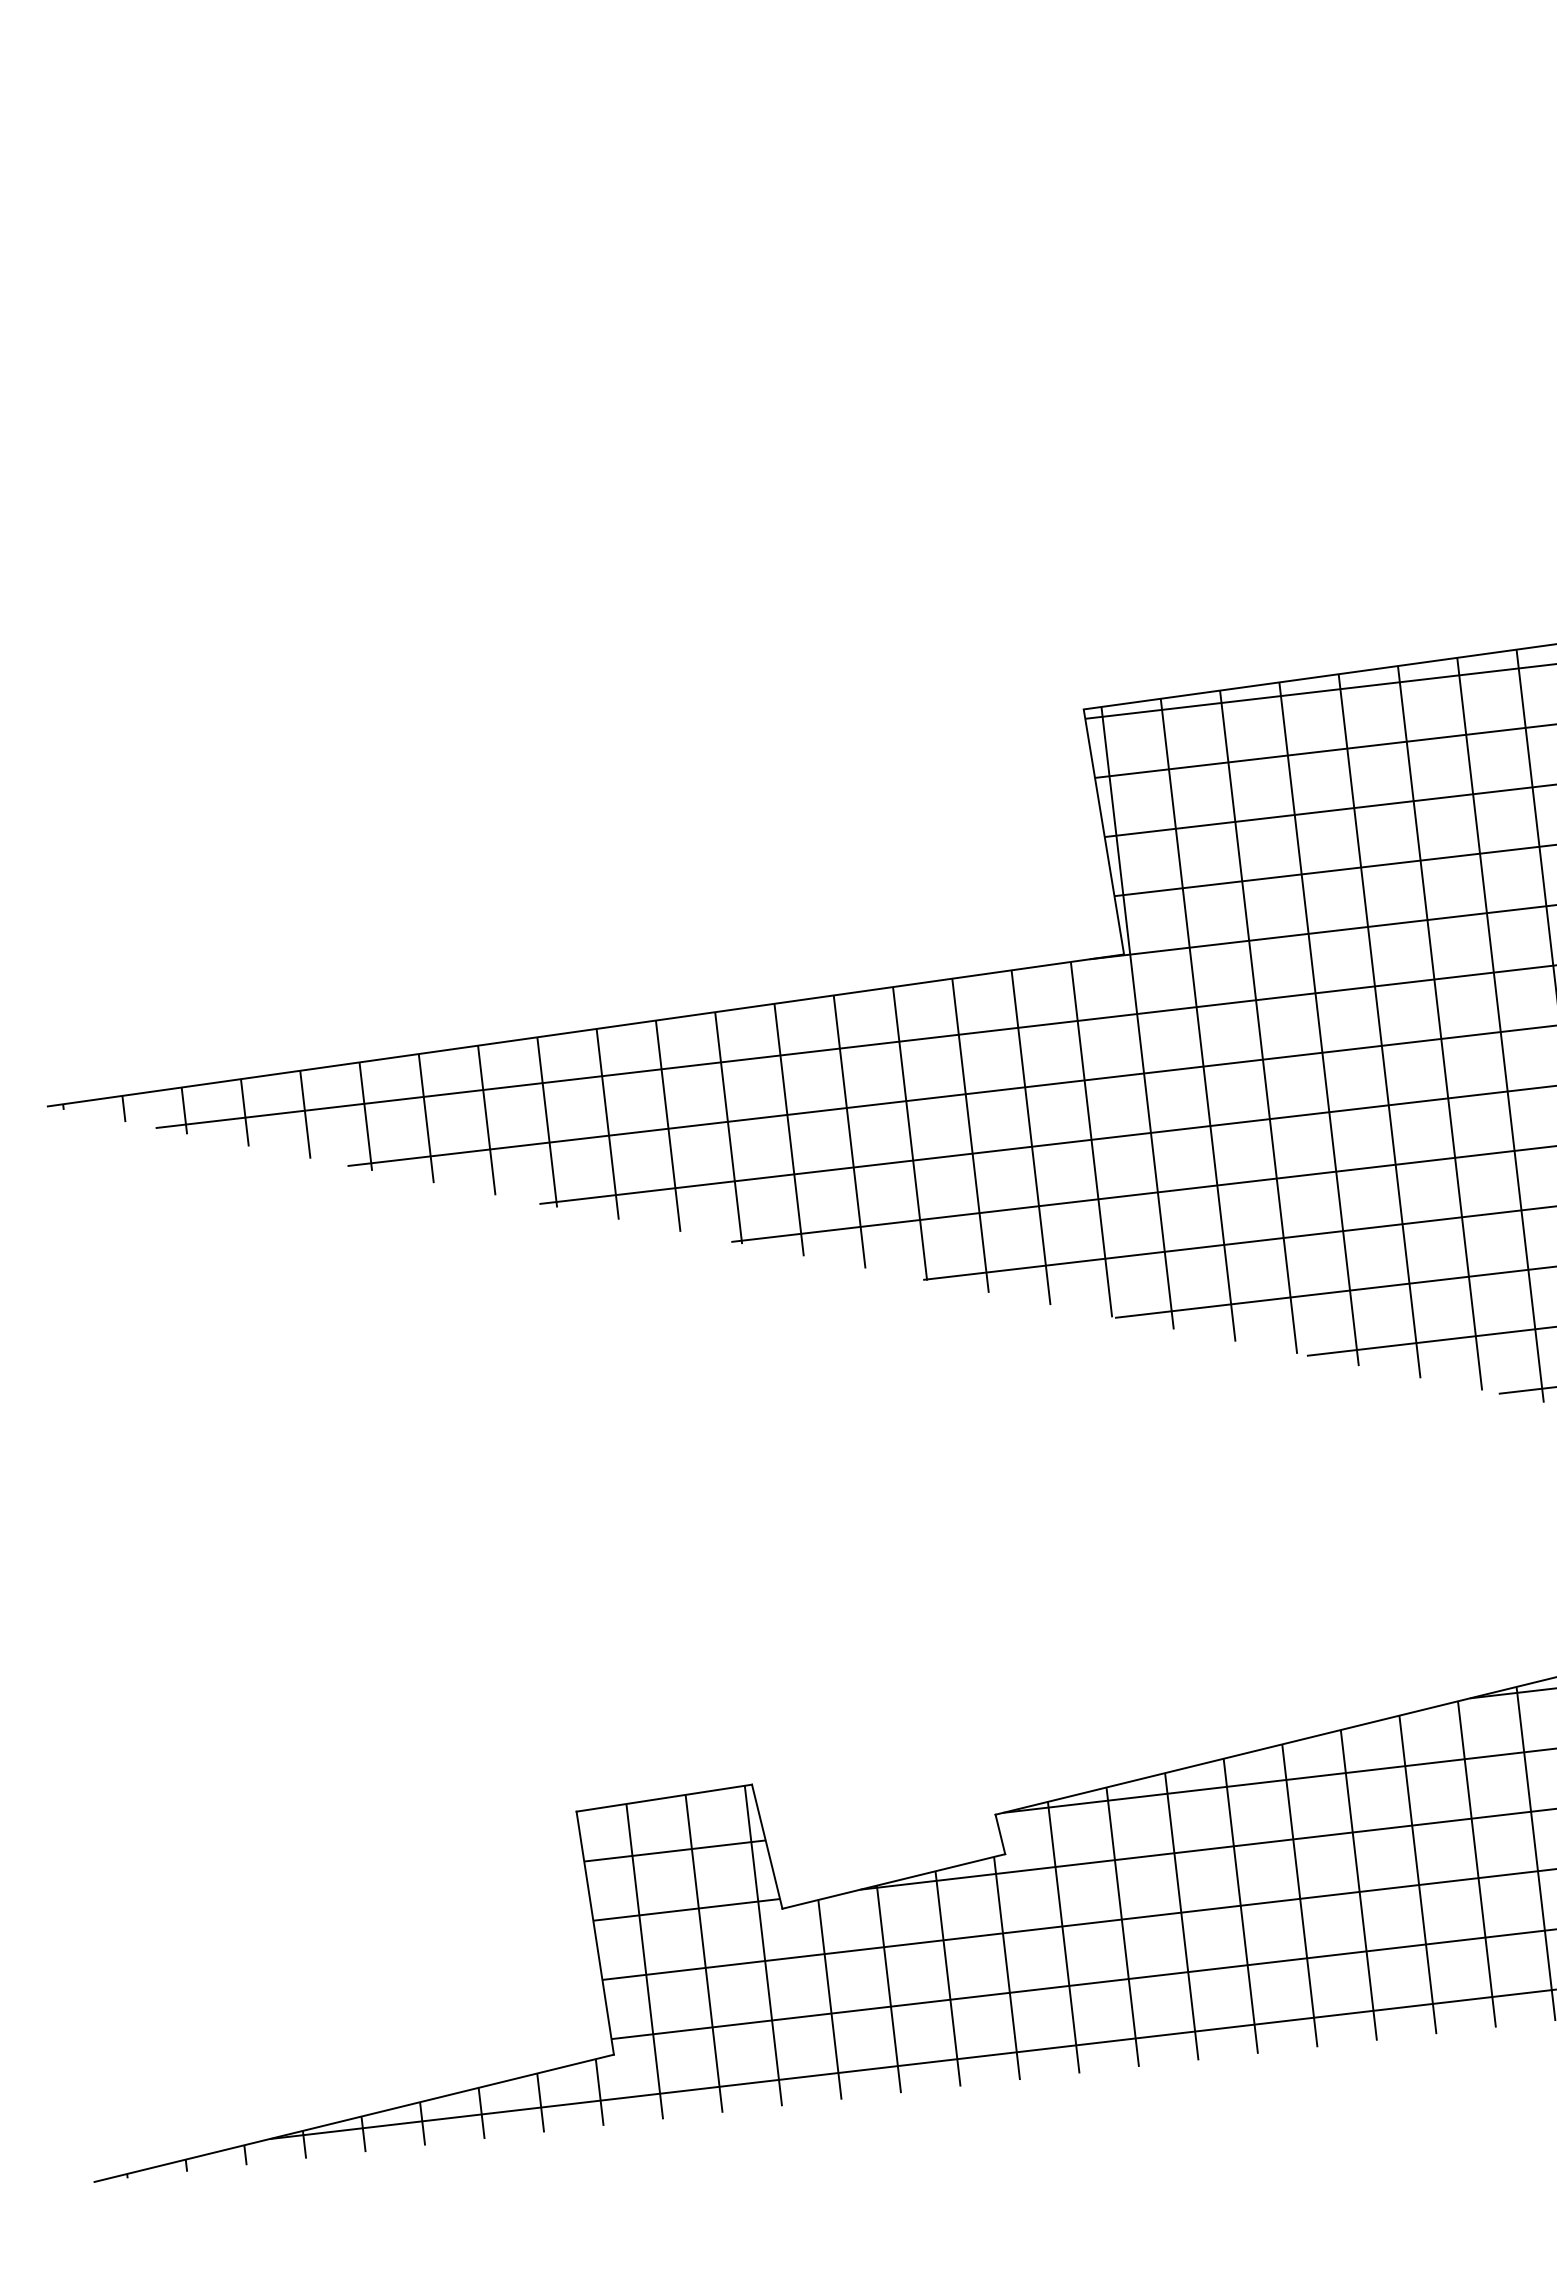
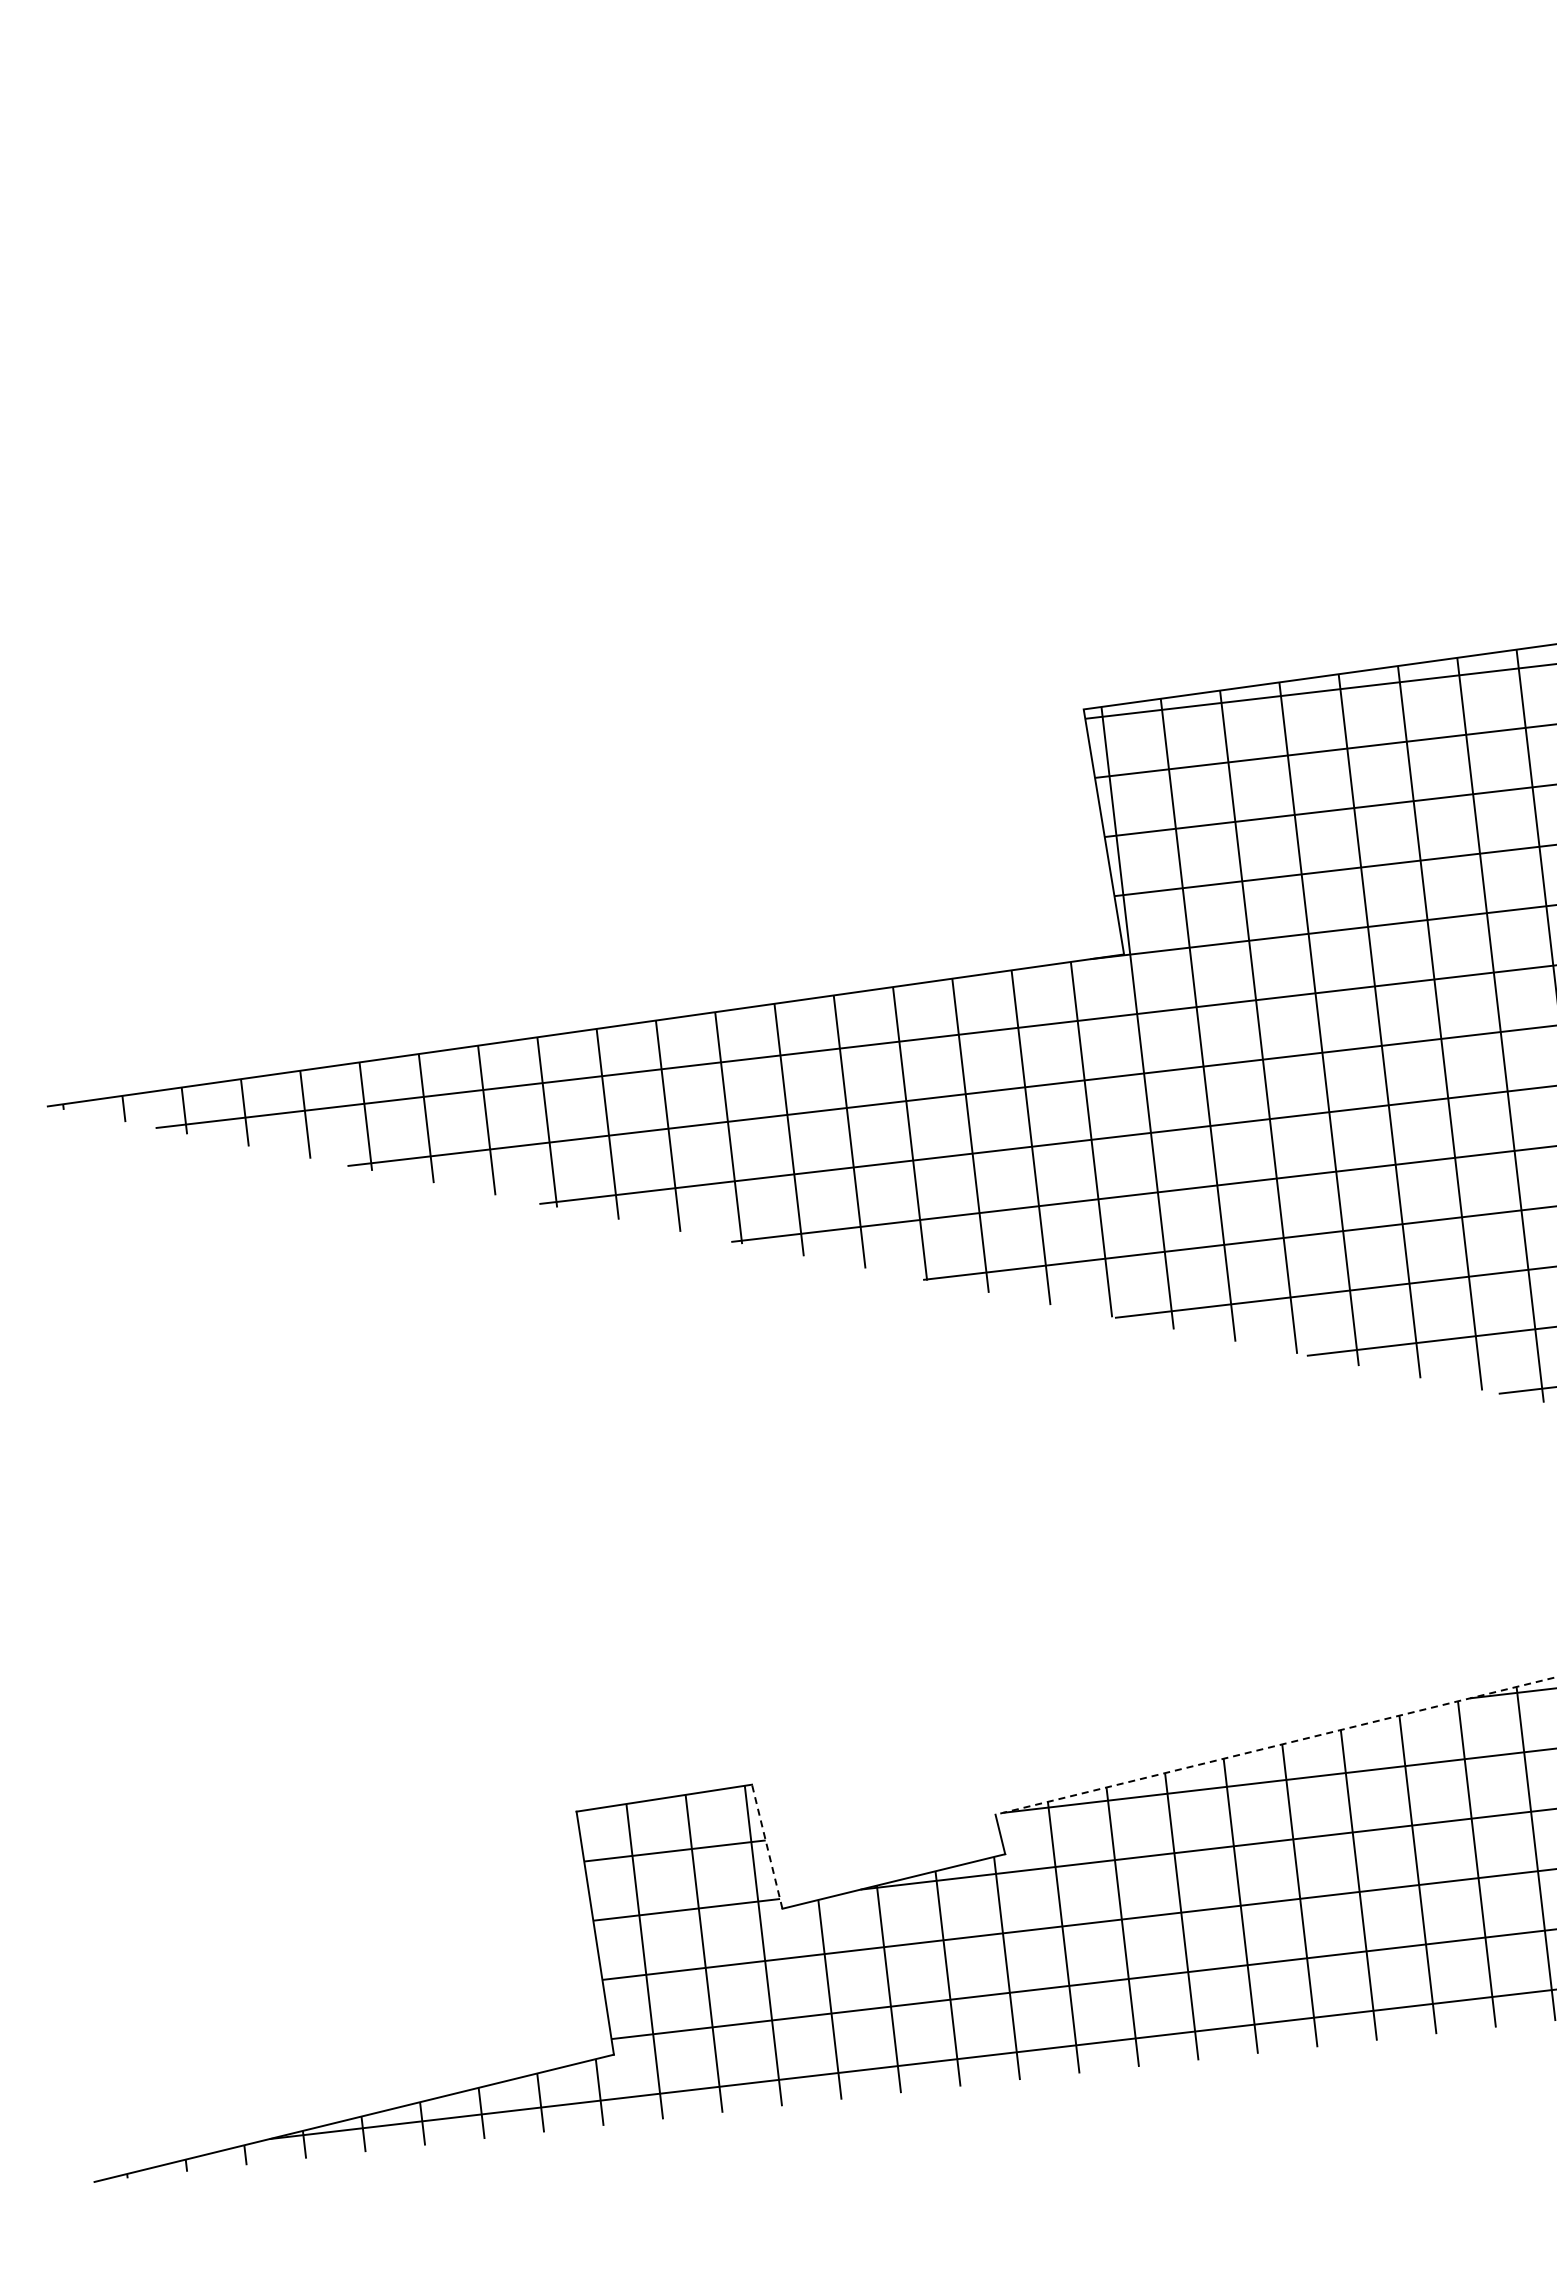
line: solid -> dashed (1275, 1745)
line: solid -> dashed (767, 1846)
